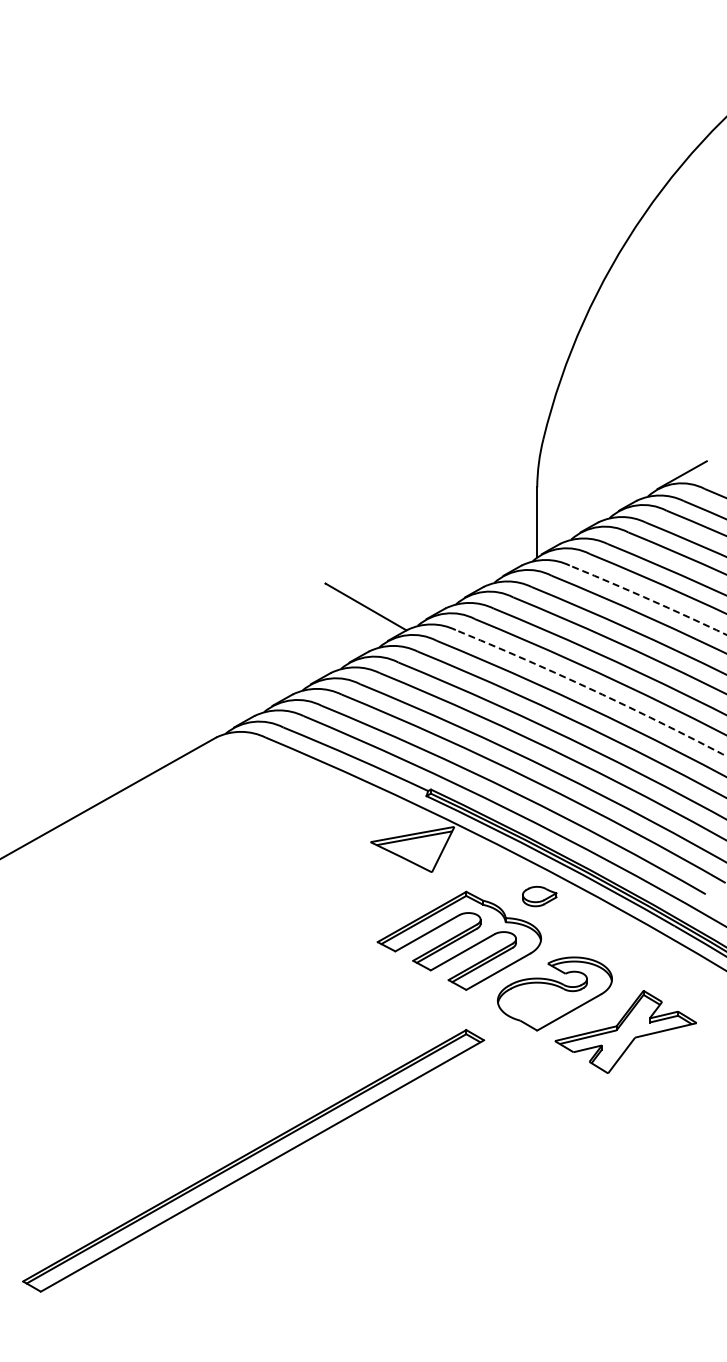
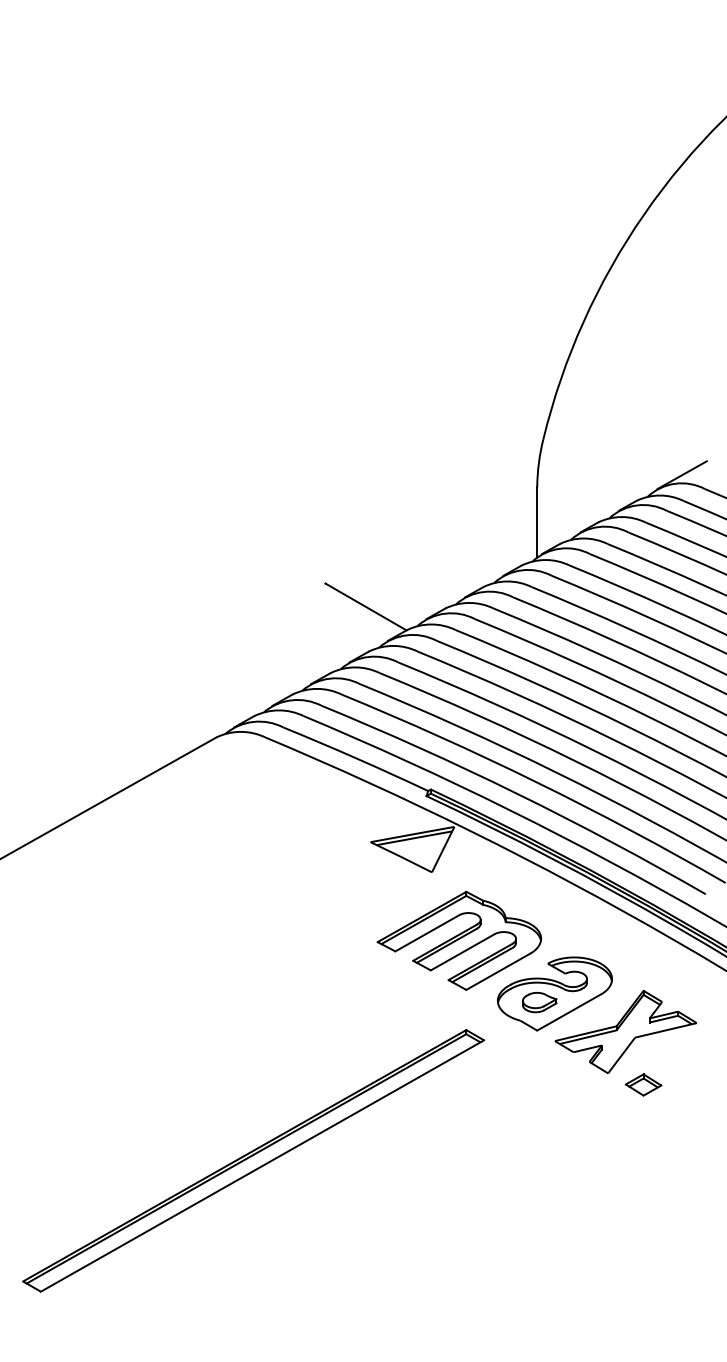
arc: dashed -> solid (648, 599)
arc: dashed -> solid (592, 690)
part position: (539, 896) -> (539, 1002) (539, 1002)
part: none -> present (643, 1084)
